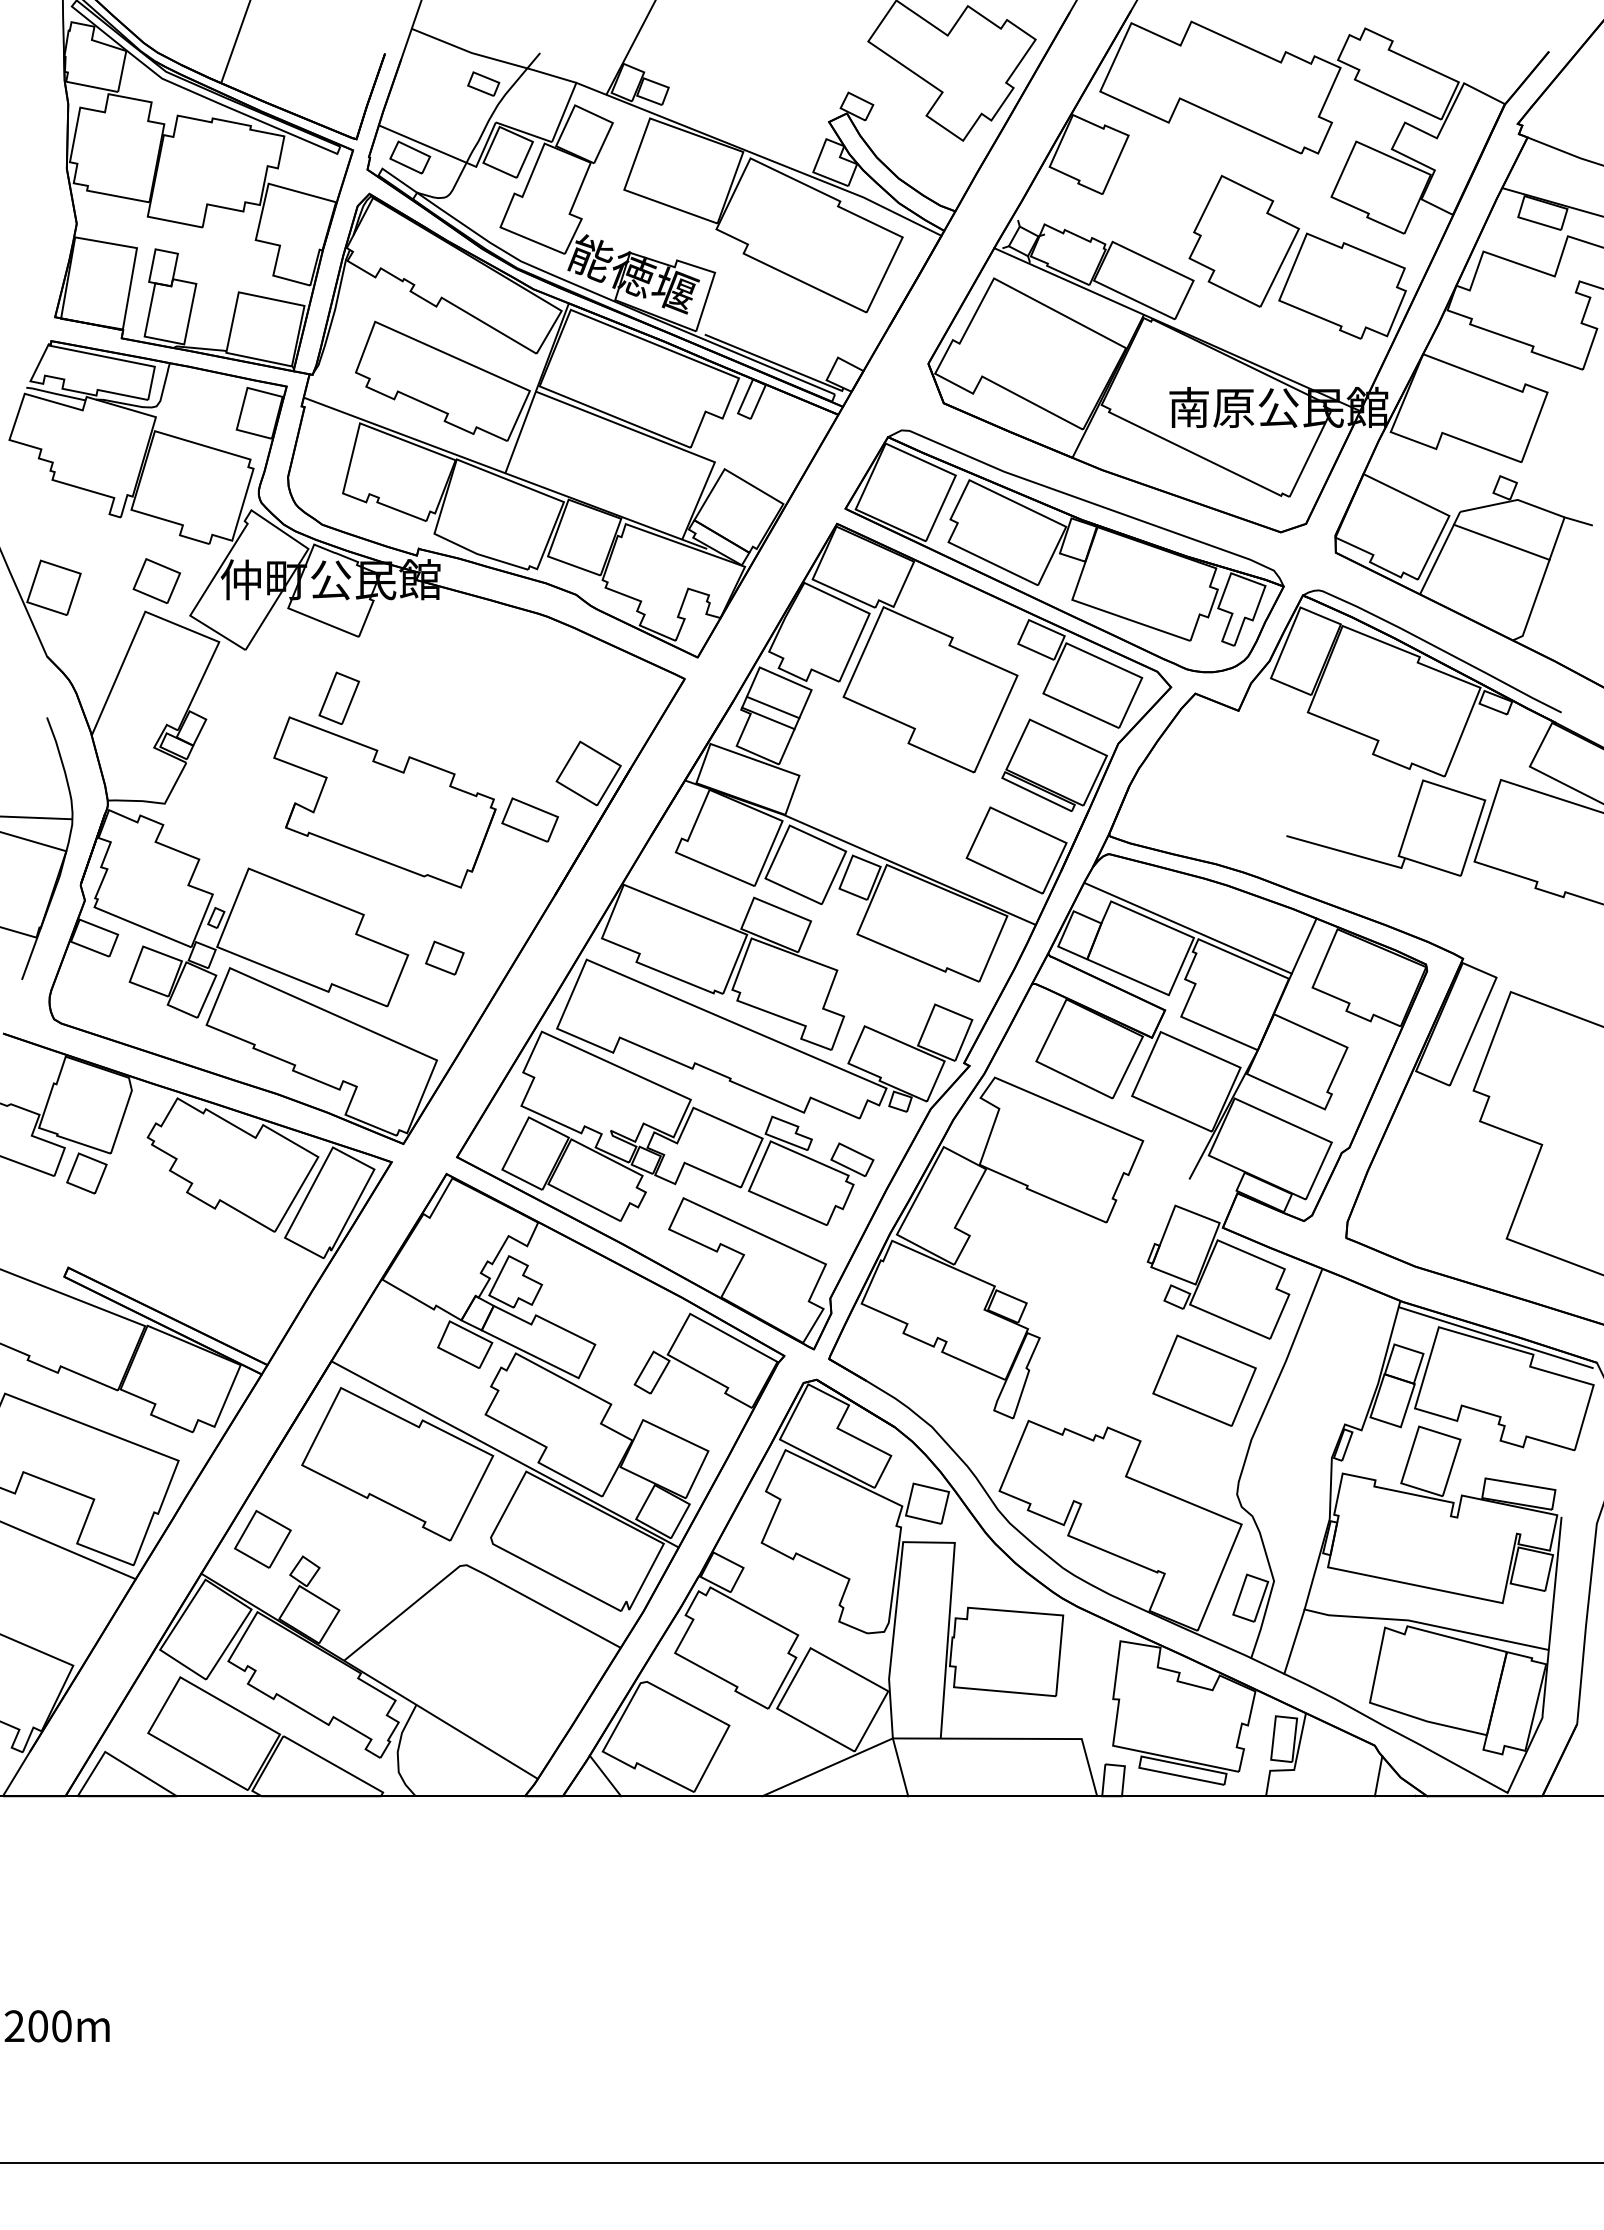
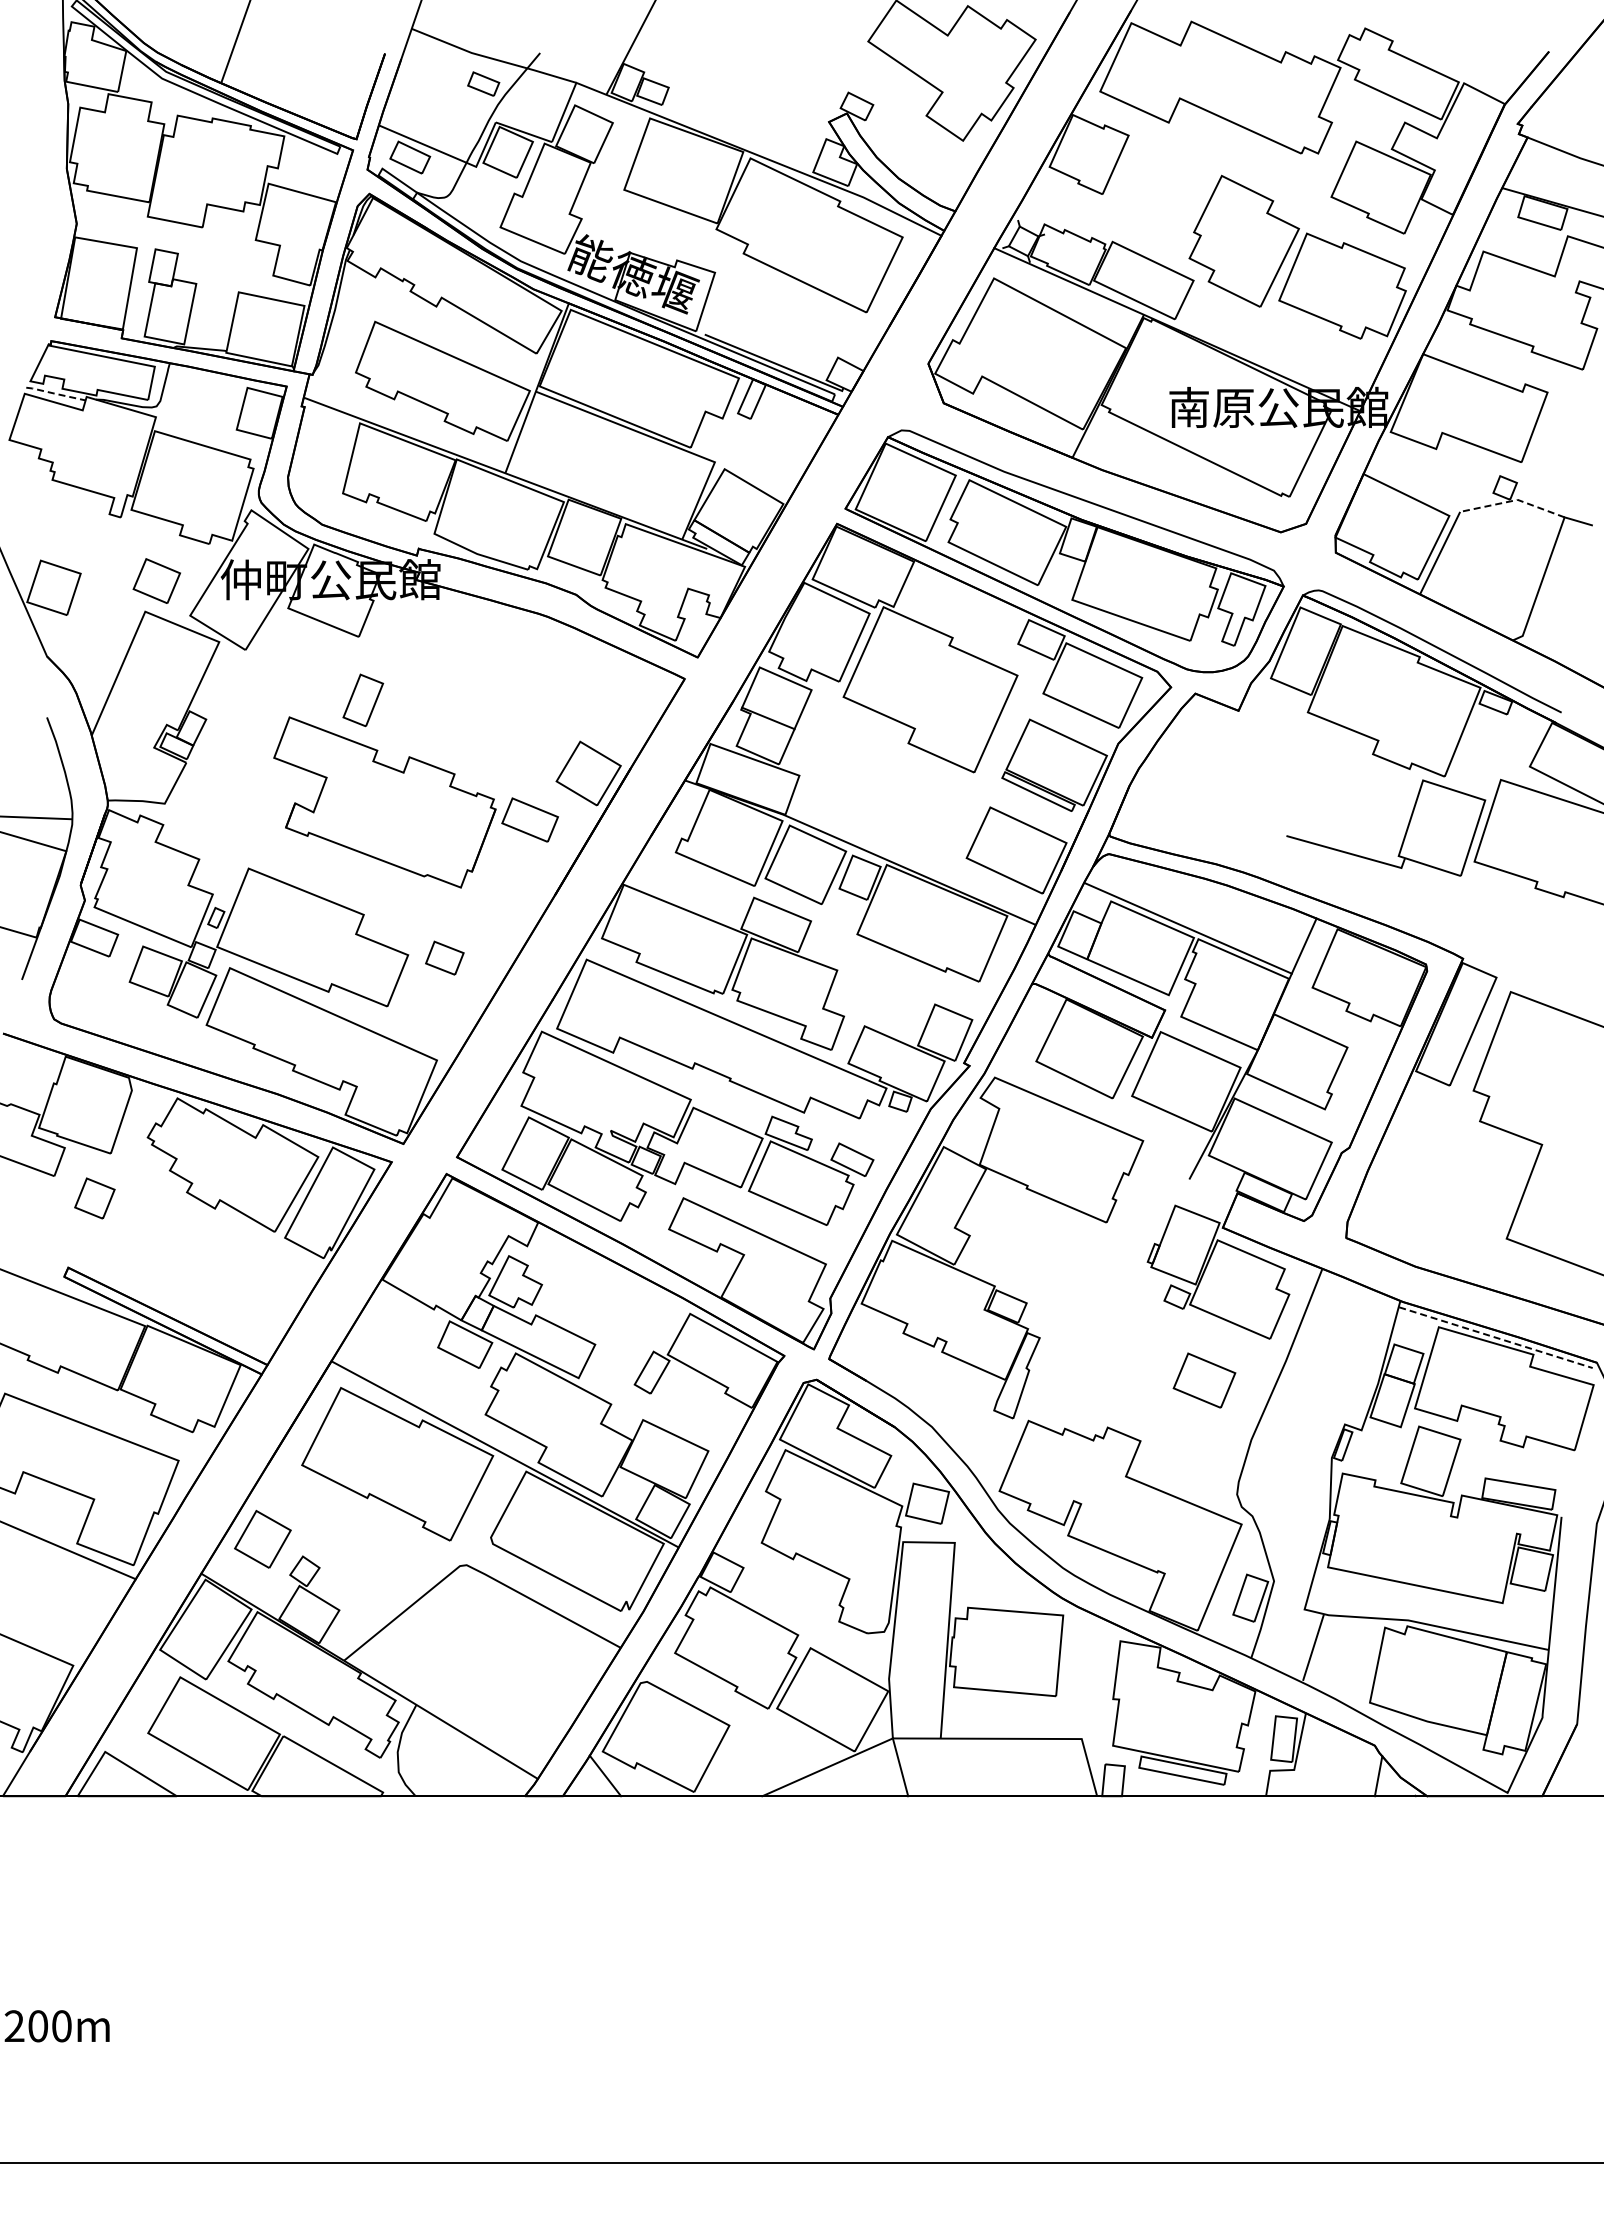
line: solid -> dashed (55, 393)
line: solid -> dashed (1513, 500)
line: present -> none (1501, 541)
part position: (339, 698) -> (363, 700) (363, 700)
line: present -> none (772, 707)
part position: (86, 1173) -> (94, 1198) (94, 1198)
line: solid -> dashed (1496, 1337)
part size: 105x93 px -> 65x57 px (1204, 1380)
line position: (1294, 1641) -> (1313, 1647) (1313, 1647)
